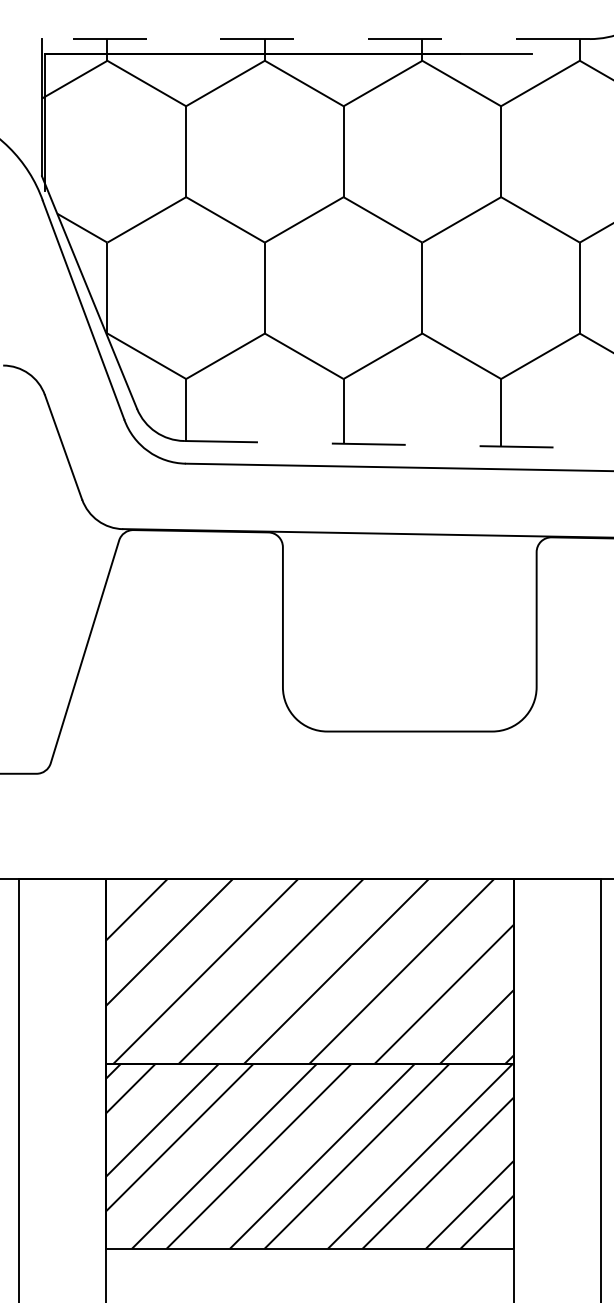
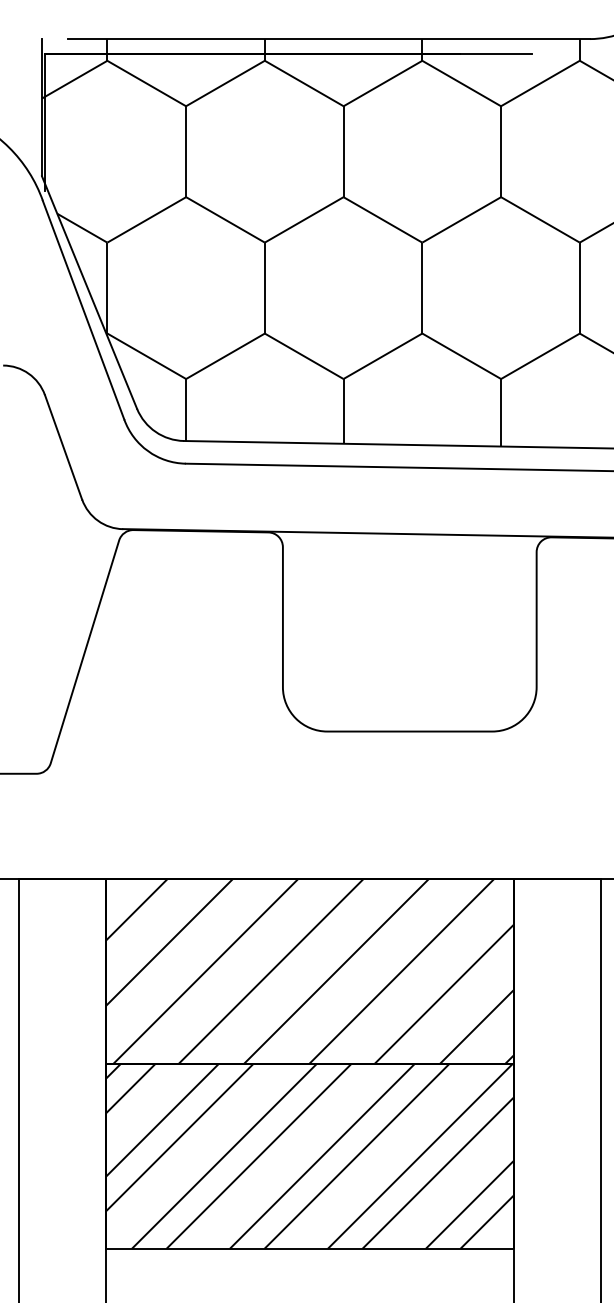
line: dashed -> solid (328, 39)
line: dashed -> solid (399, 444)
